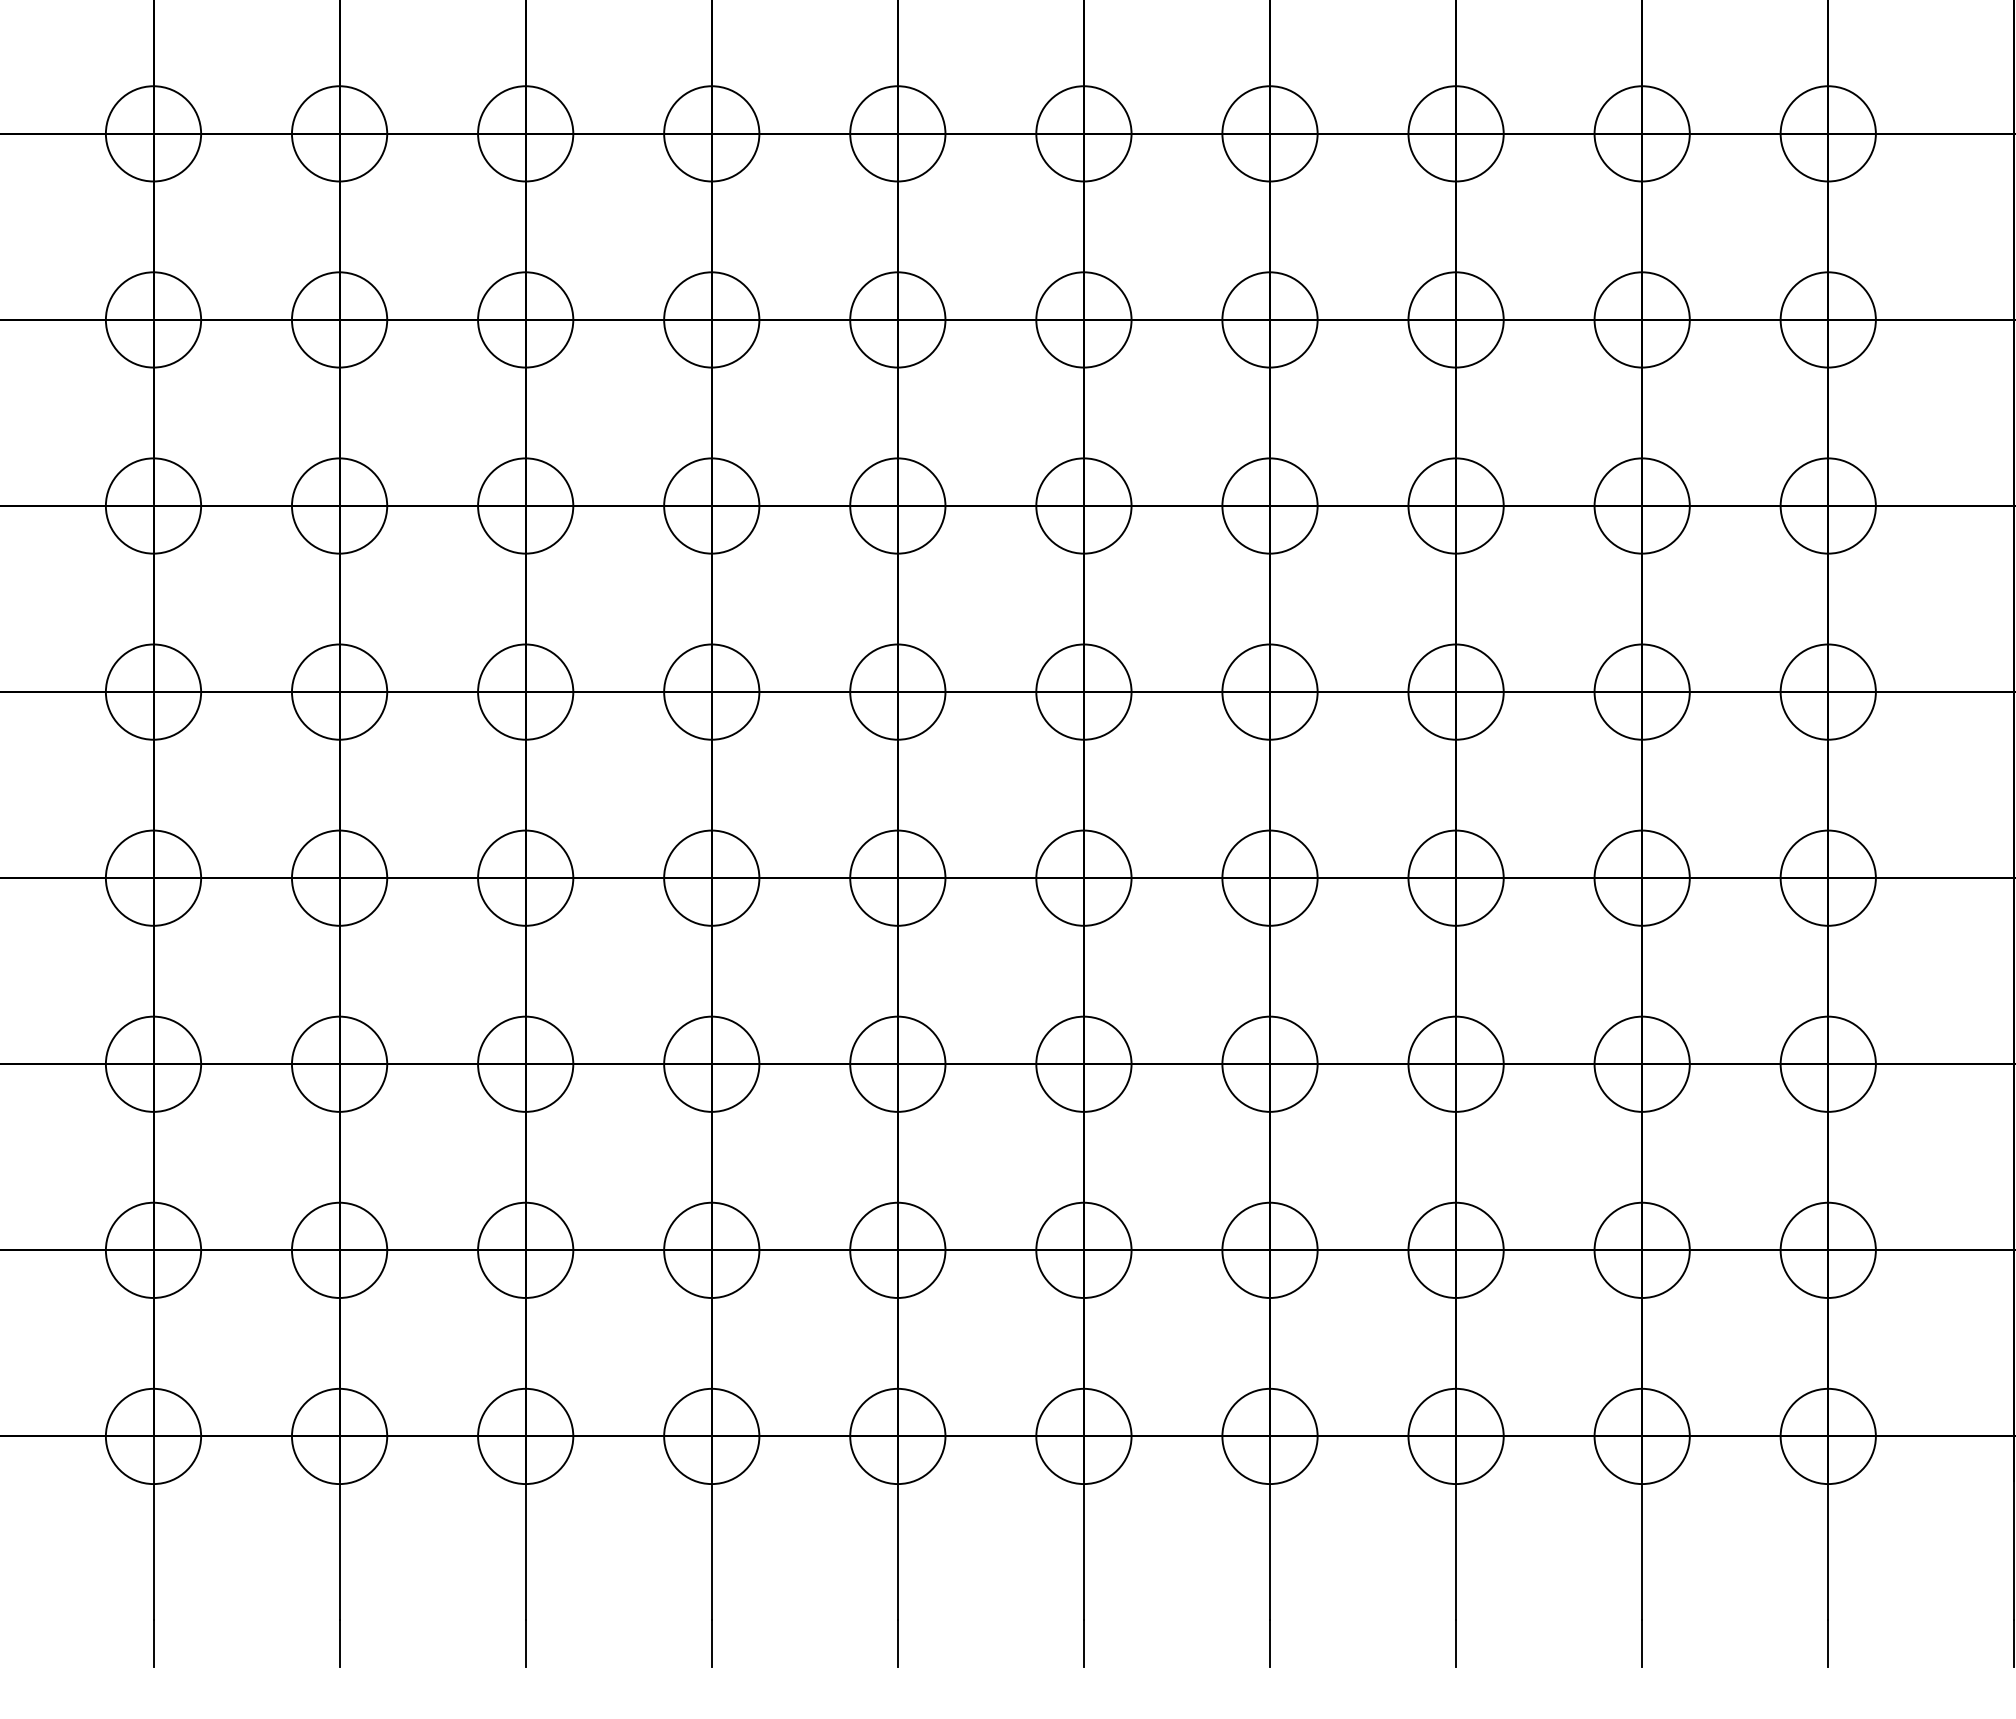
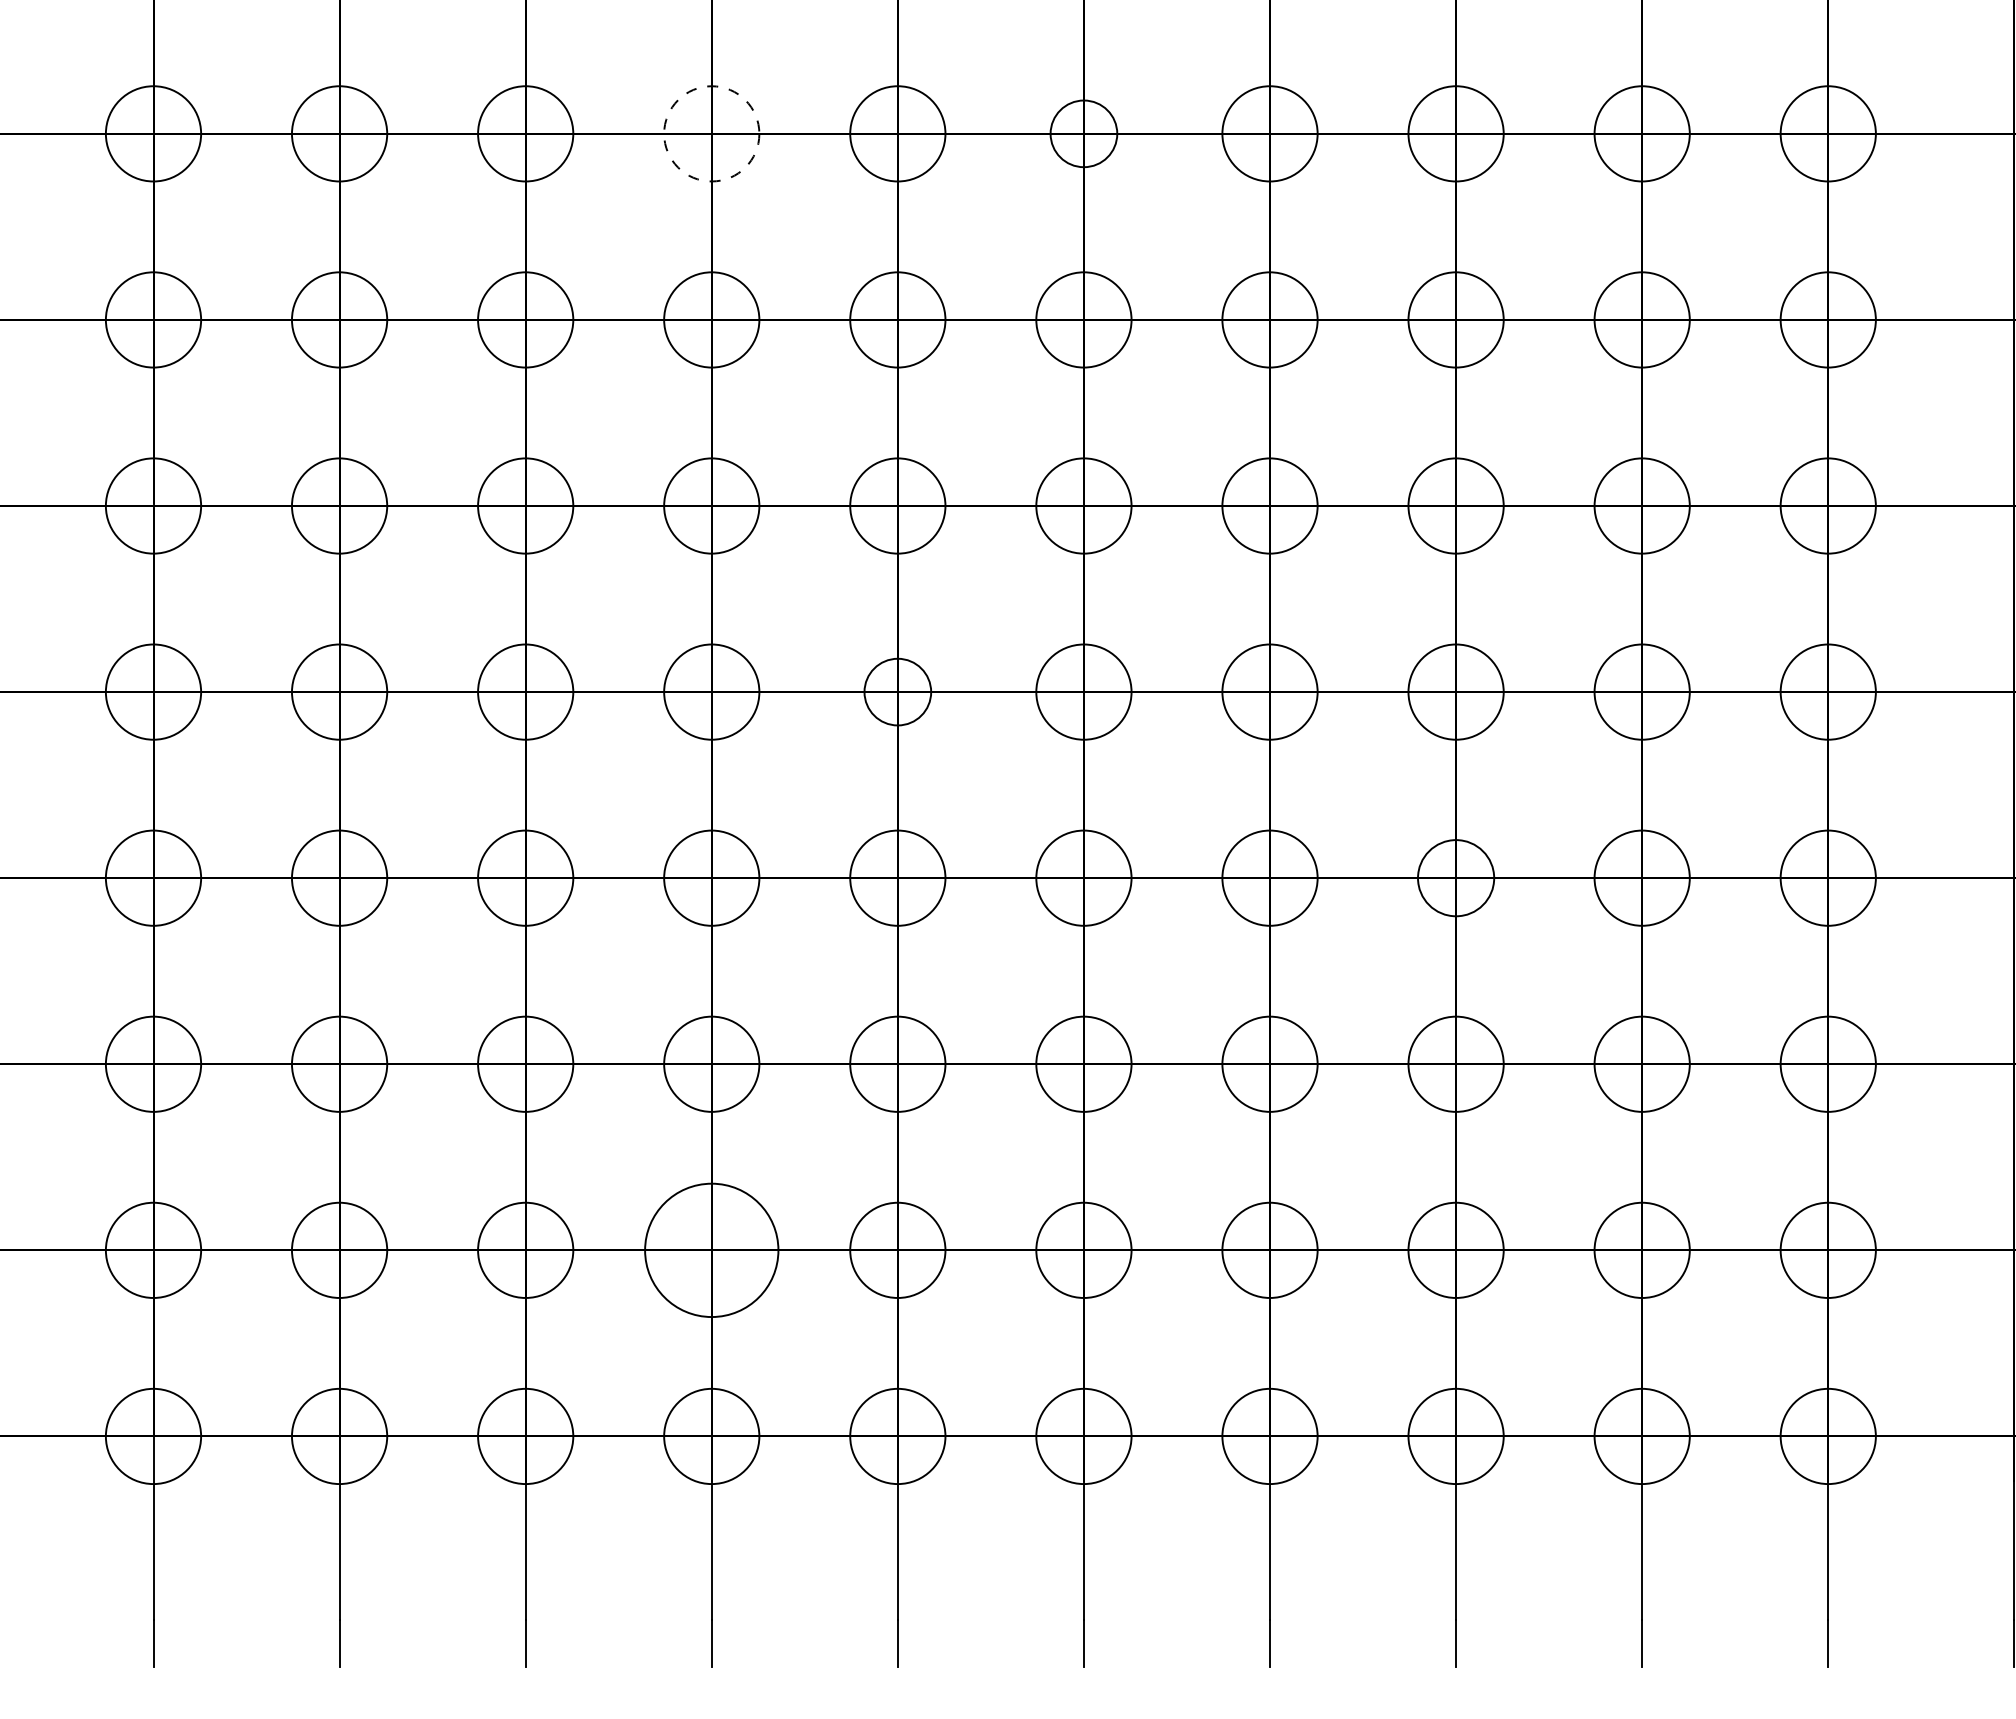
circle: solid -> dashed (711, 133)
circle diameter: 95 px -> 67 px (1083, 133)
circle diameter: 95 px -> 67 px (897, 691)
circle diameter: 95 px -> 76 px (1456, 878)
circle diameter: 95 px -> 133 px (711, 1250)
